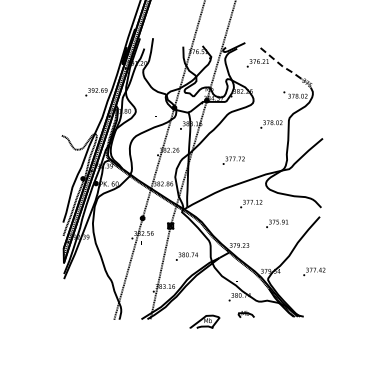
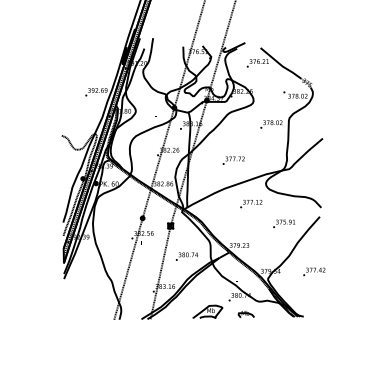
line: dashed -> solid (281, 65)
text position: (277, 223) -> (284, 223) (284, 223)
part position: (204, 321) -> (207, 311) (207, 311)
